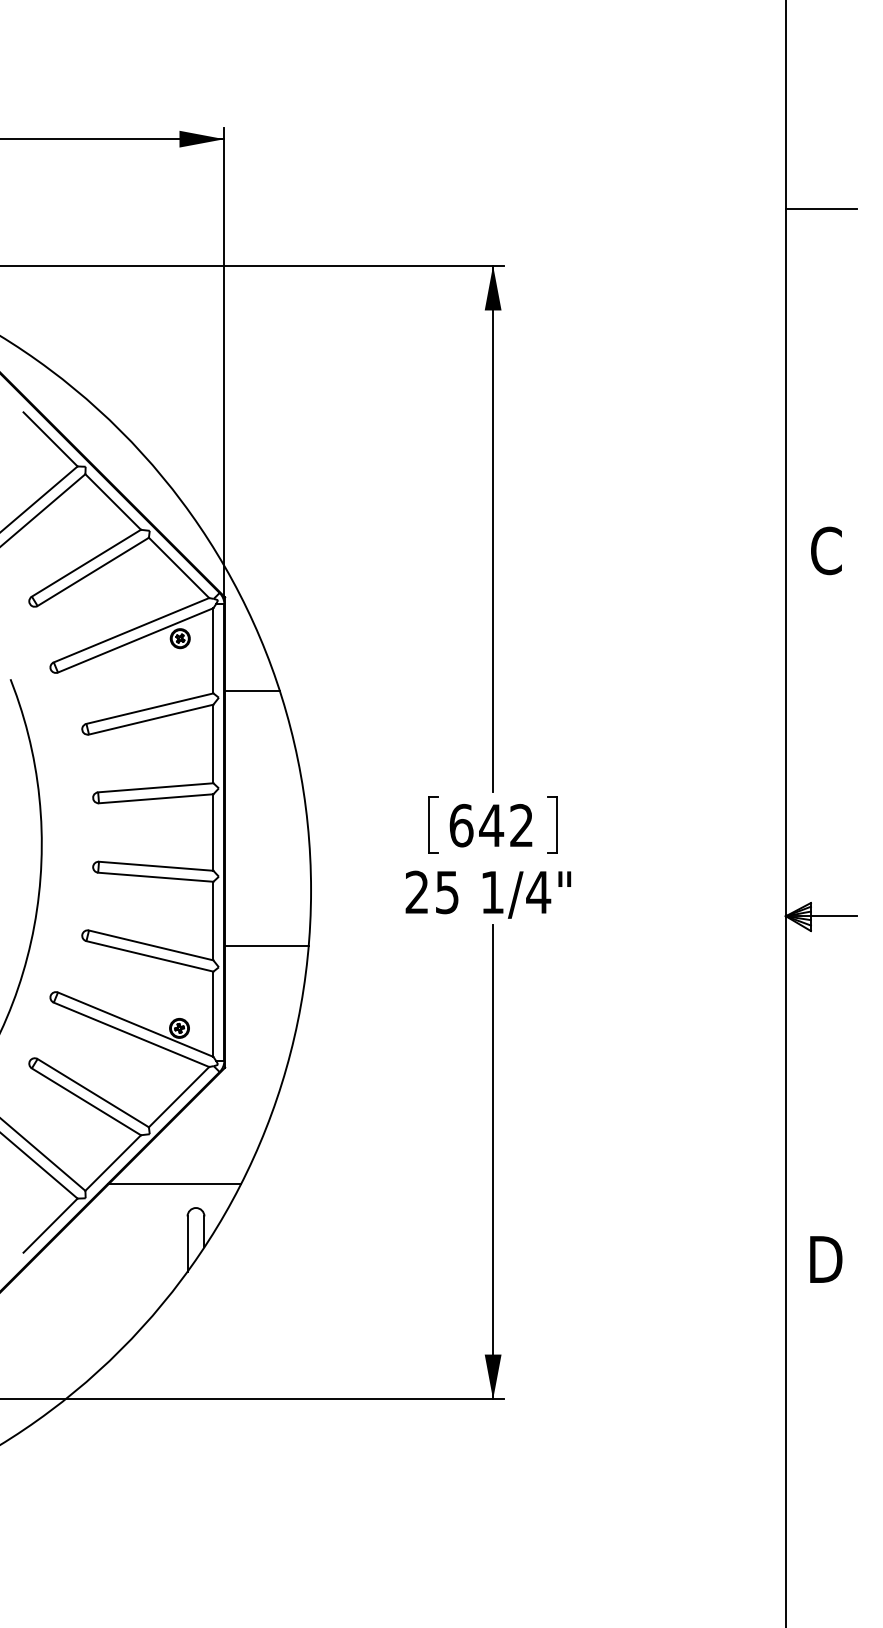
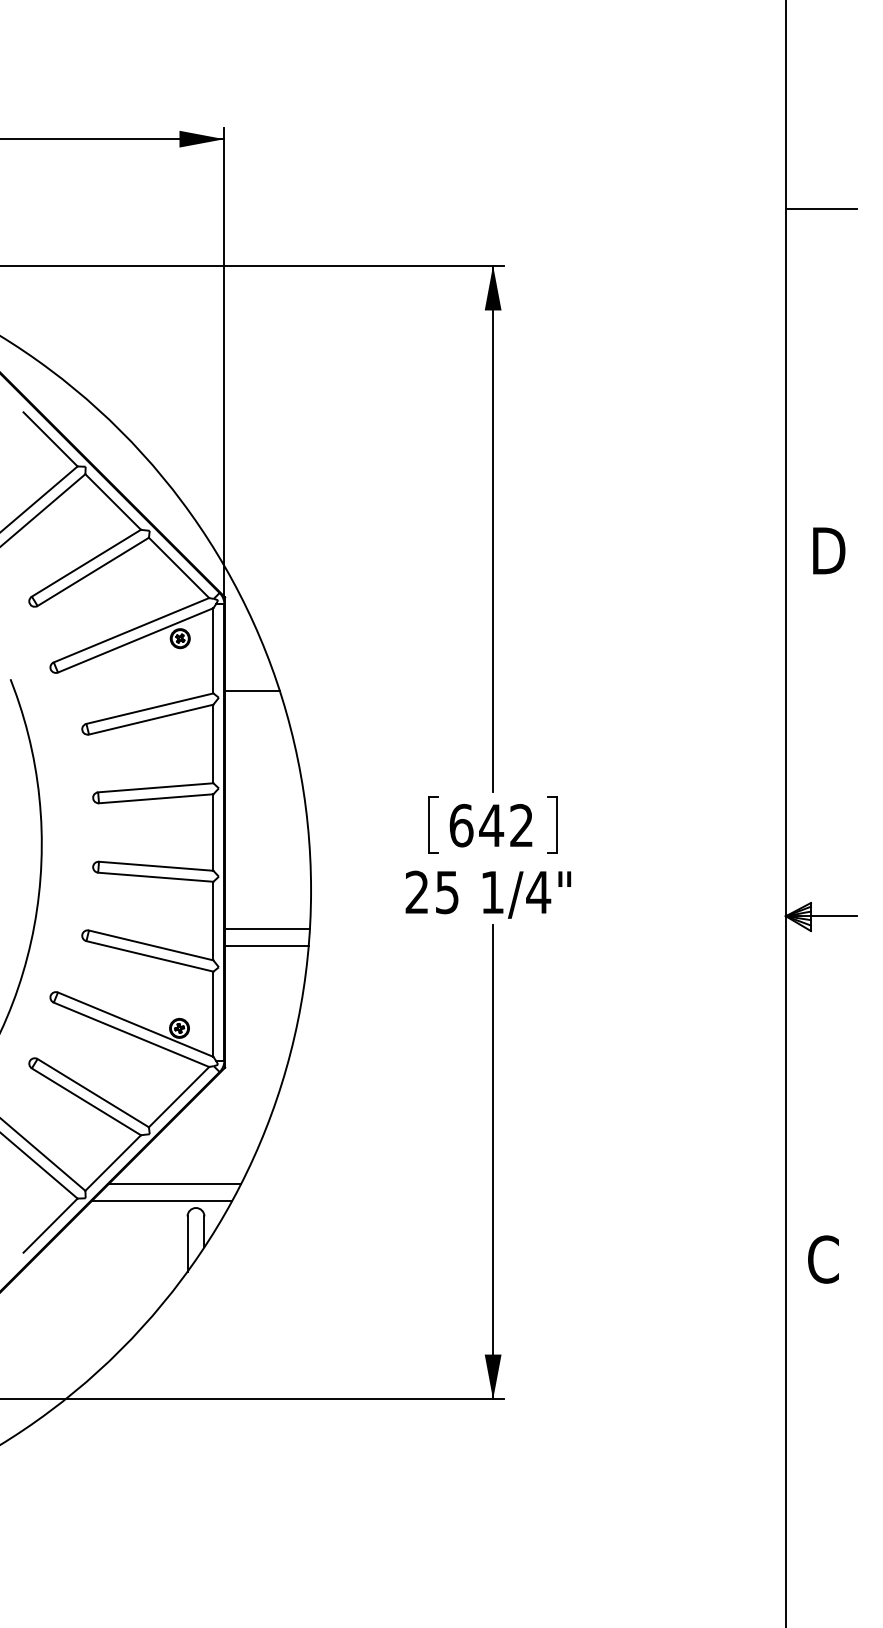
text: C -> D (828, 550)
line: none -> present (267, 928)
line: none -> present (161, 1201)
text: D -> C (825, 1259)
